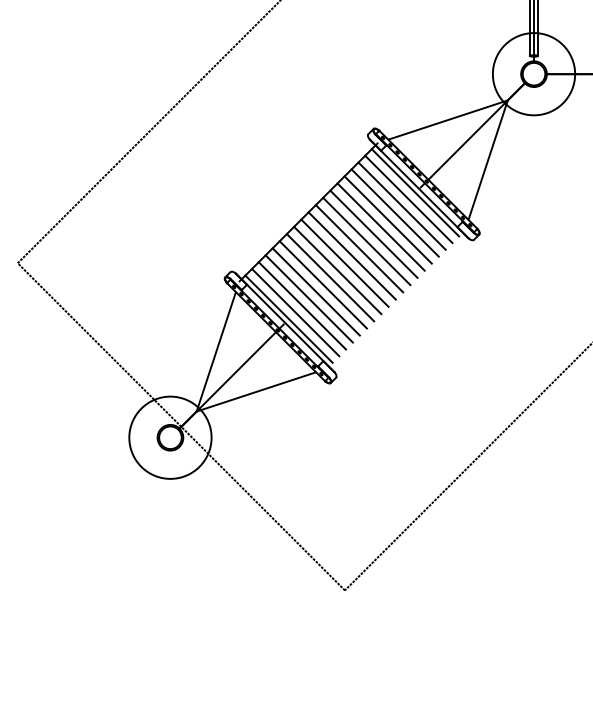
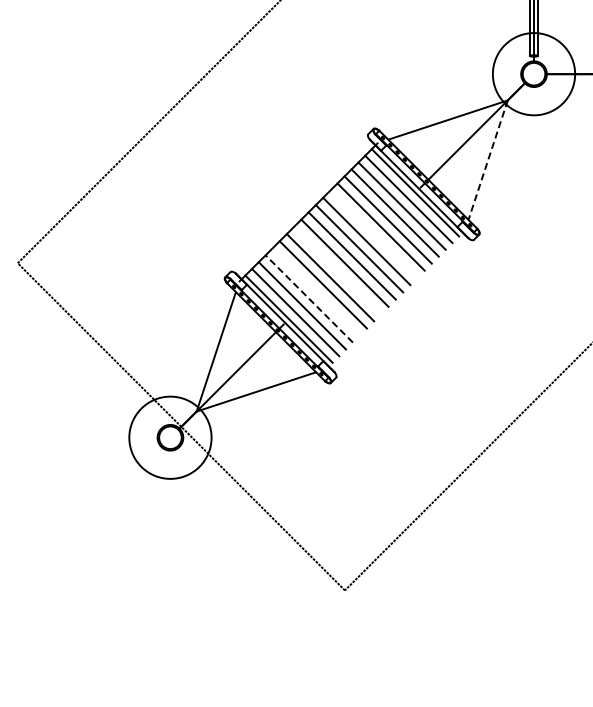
line: solid -> dashed (488, 159)
line: present -> none (373, 233)
line: present -> none (337, 270)
line: present -> none (315, 291)
line: solid -> dashed (309, 298)
